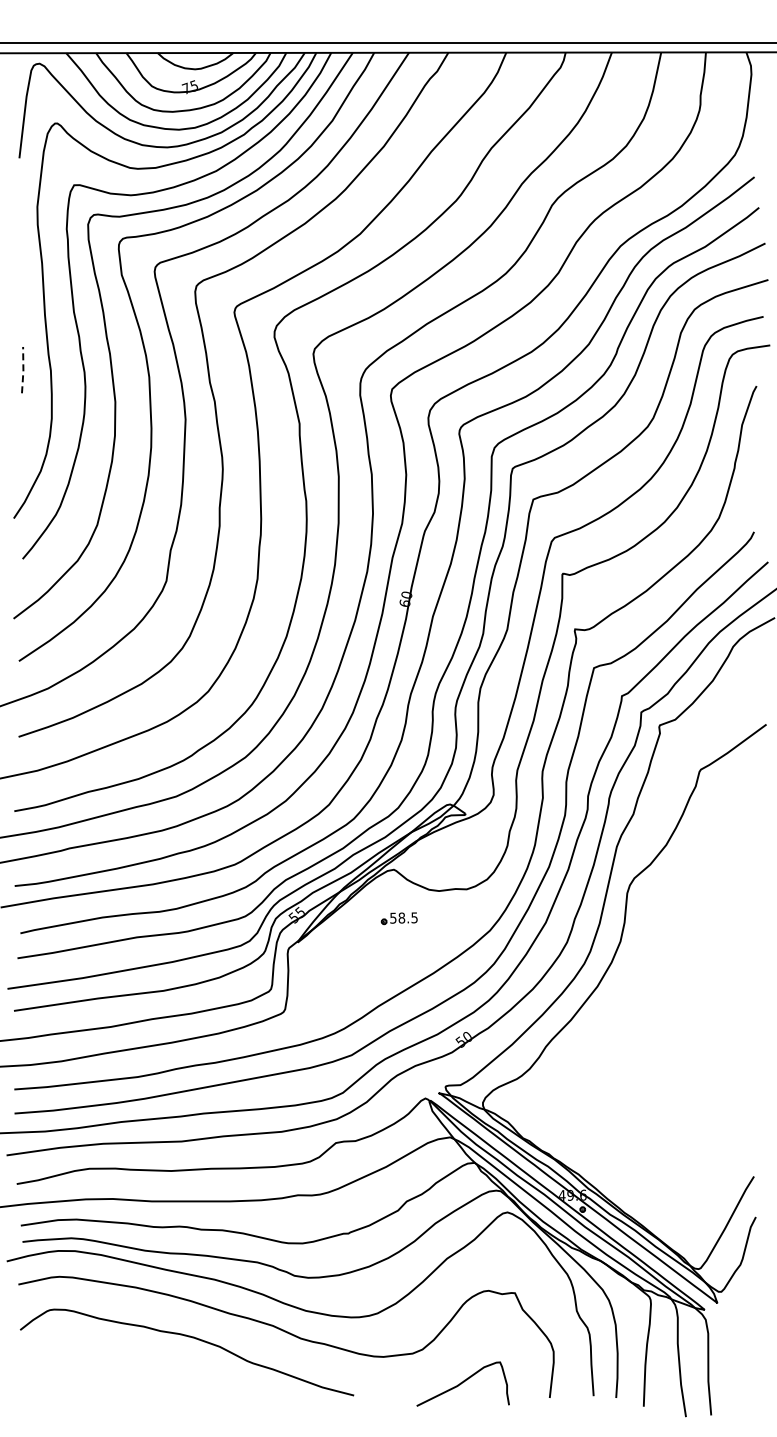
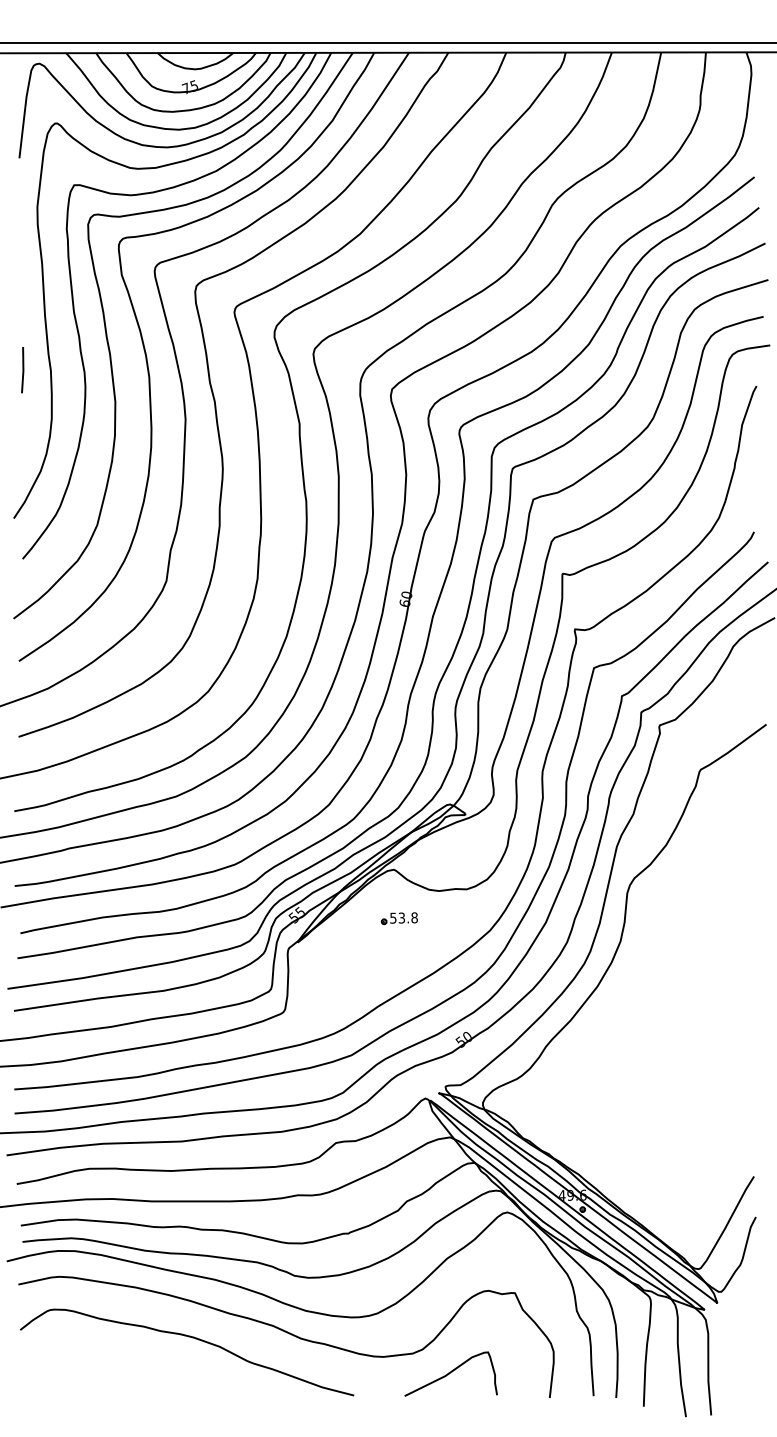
line: dashed -> solid (23, 370)
text: 58.5 -> 53.8 (407, 917)
curve position: (462, 1383) -> (450, 1373) (450, 1373)
